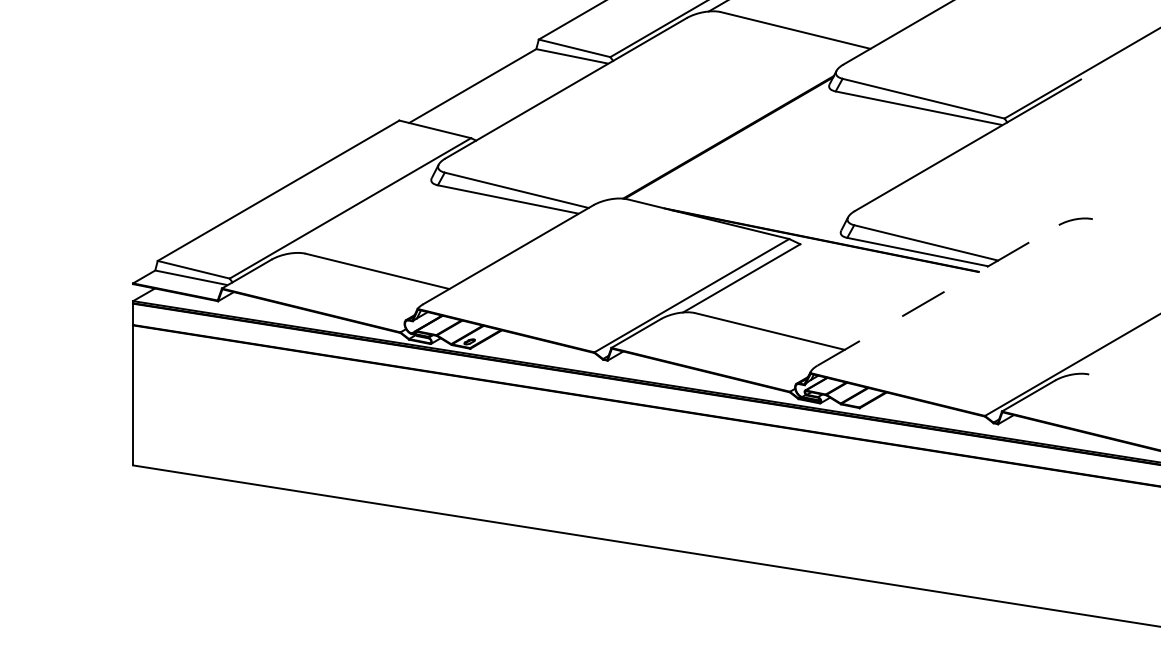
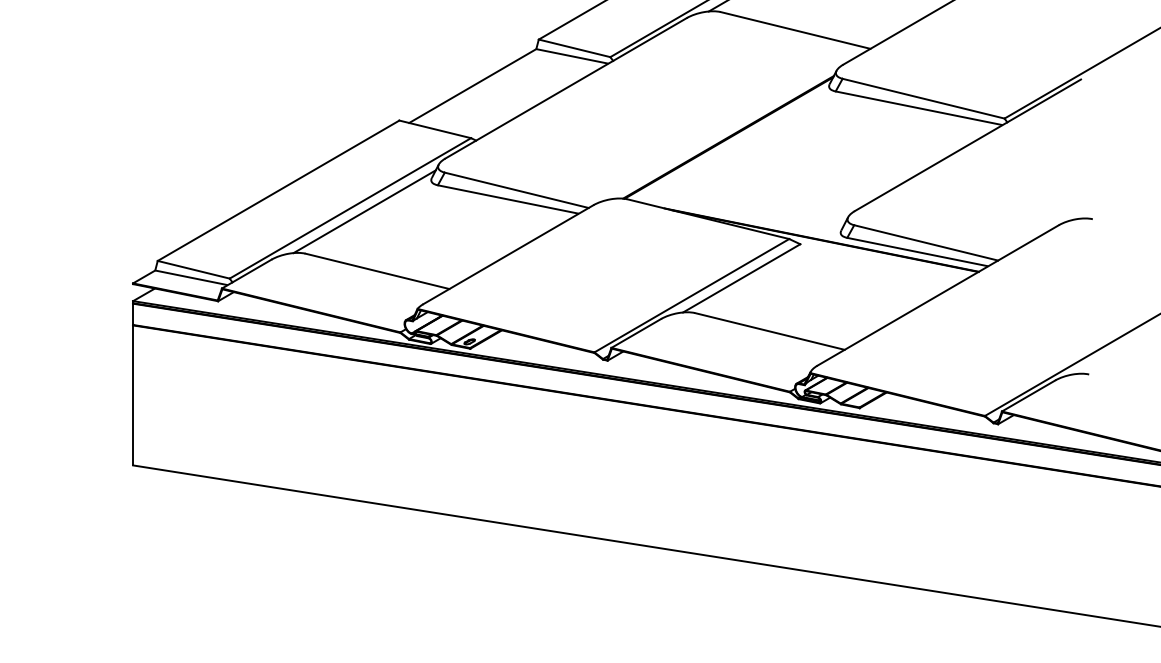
line: none -> present (364, 211)
line: dashed -> solid (938, 295)
